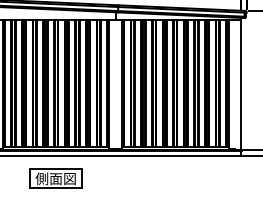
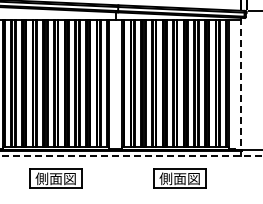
line: solid -> dashed (241, 83)
line: solid -> dashed (131, 156)
part: none -> present (179, 178)
